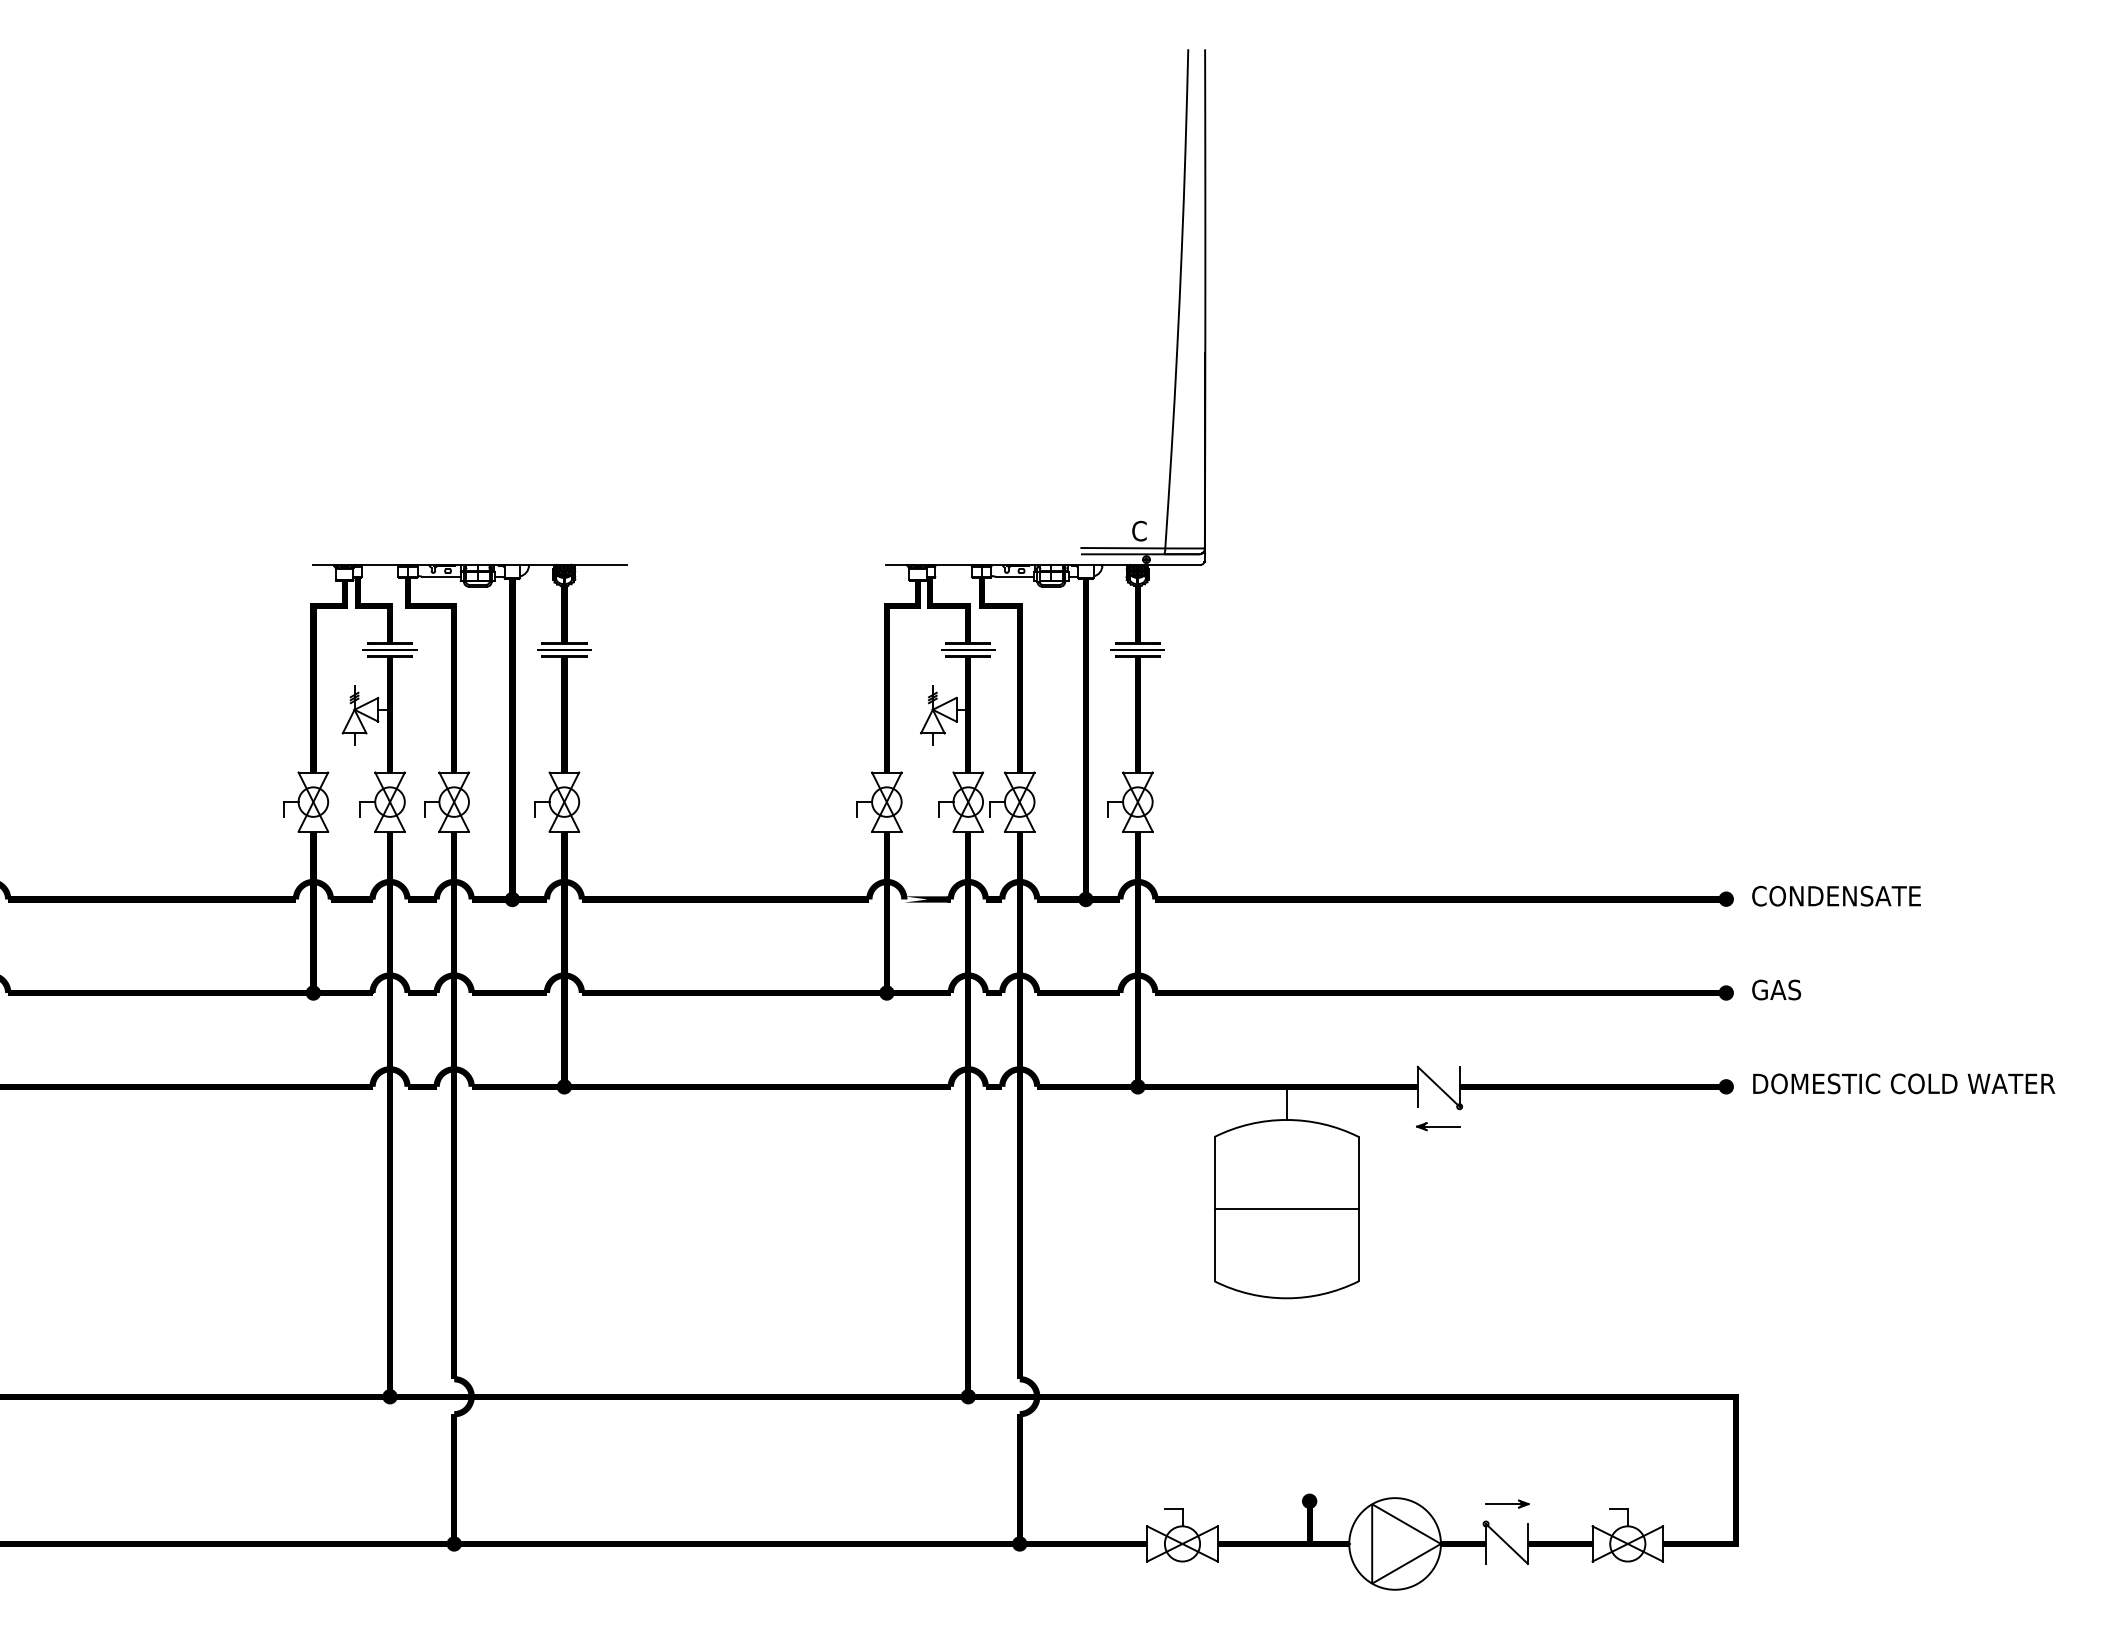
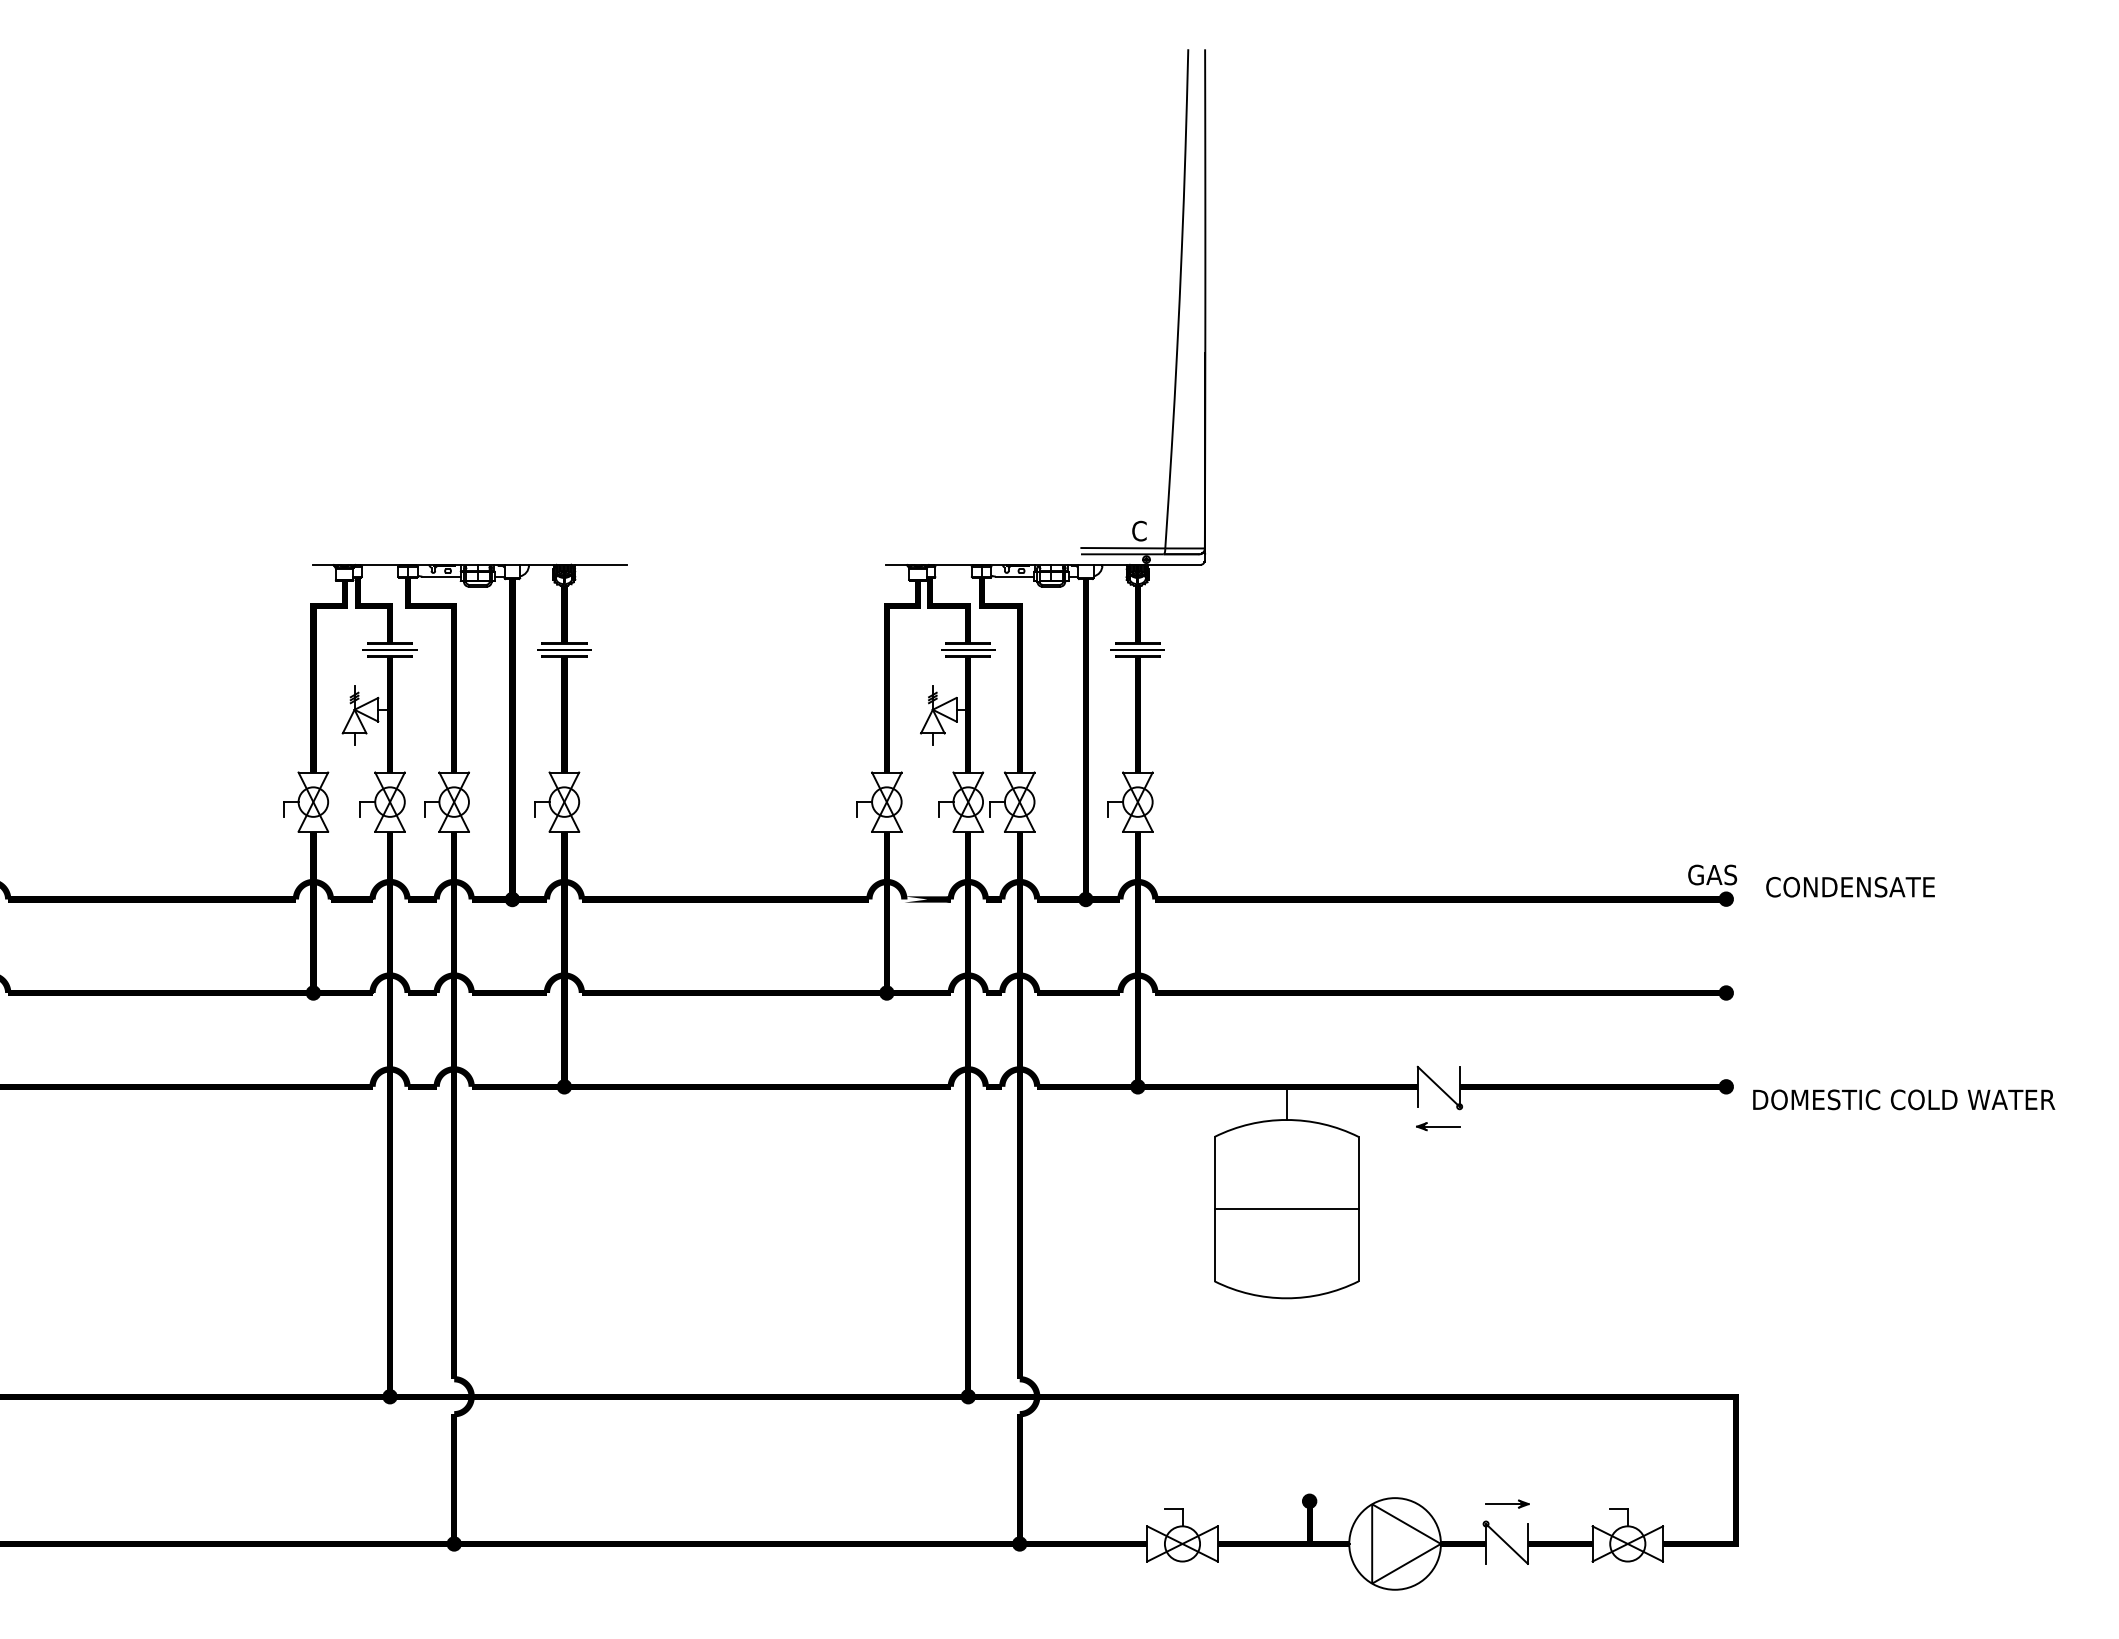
text position: (1836, 895) -> (1850, 886) (1850, 886)
text position: (1776, 989) -> (1712, 874) (1712, 874)
text position: (1904, 1083) -> (1904, 1099) (1904, 1099)
